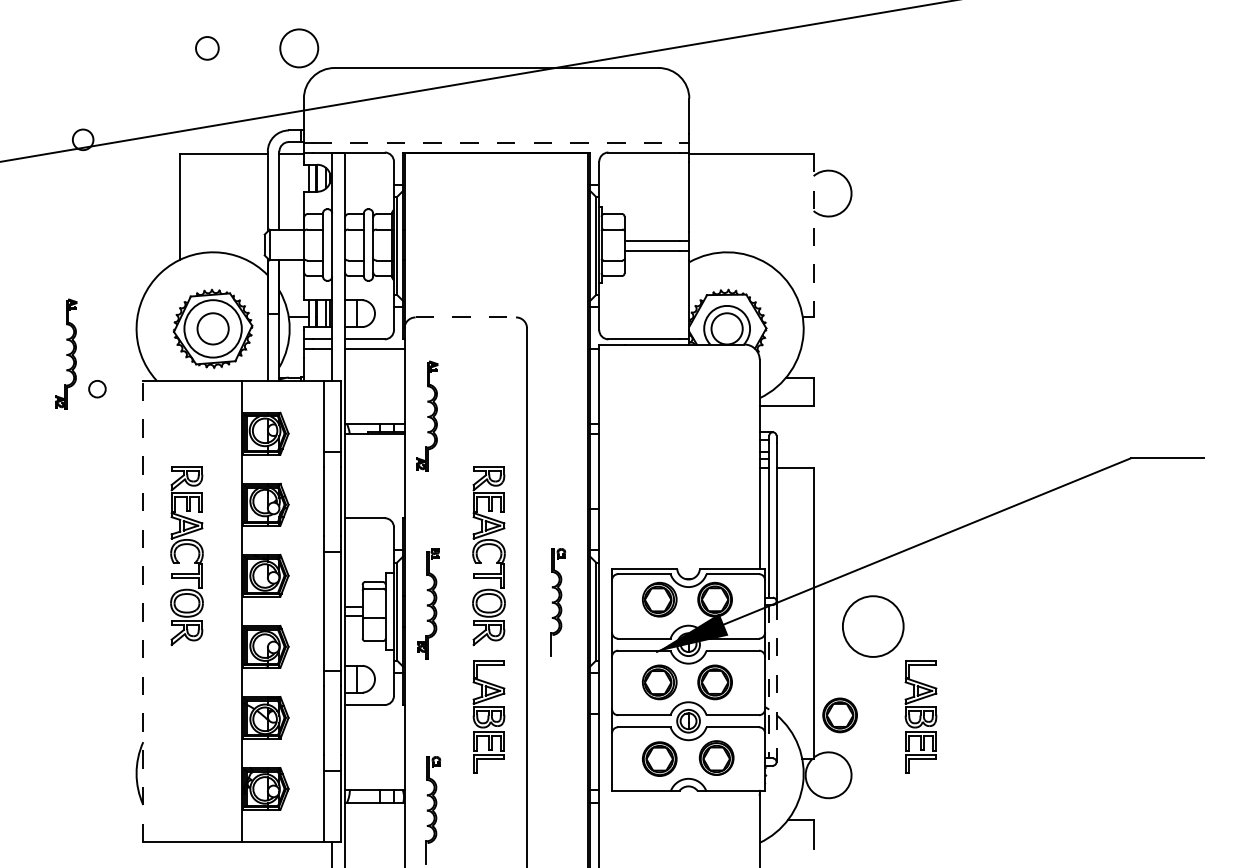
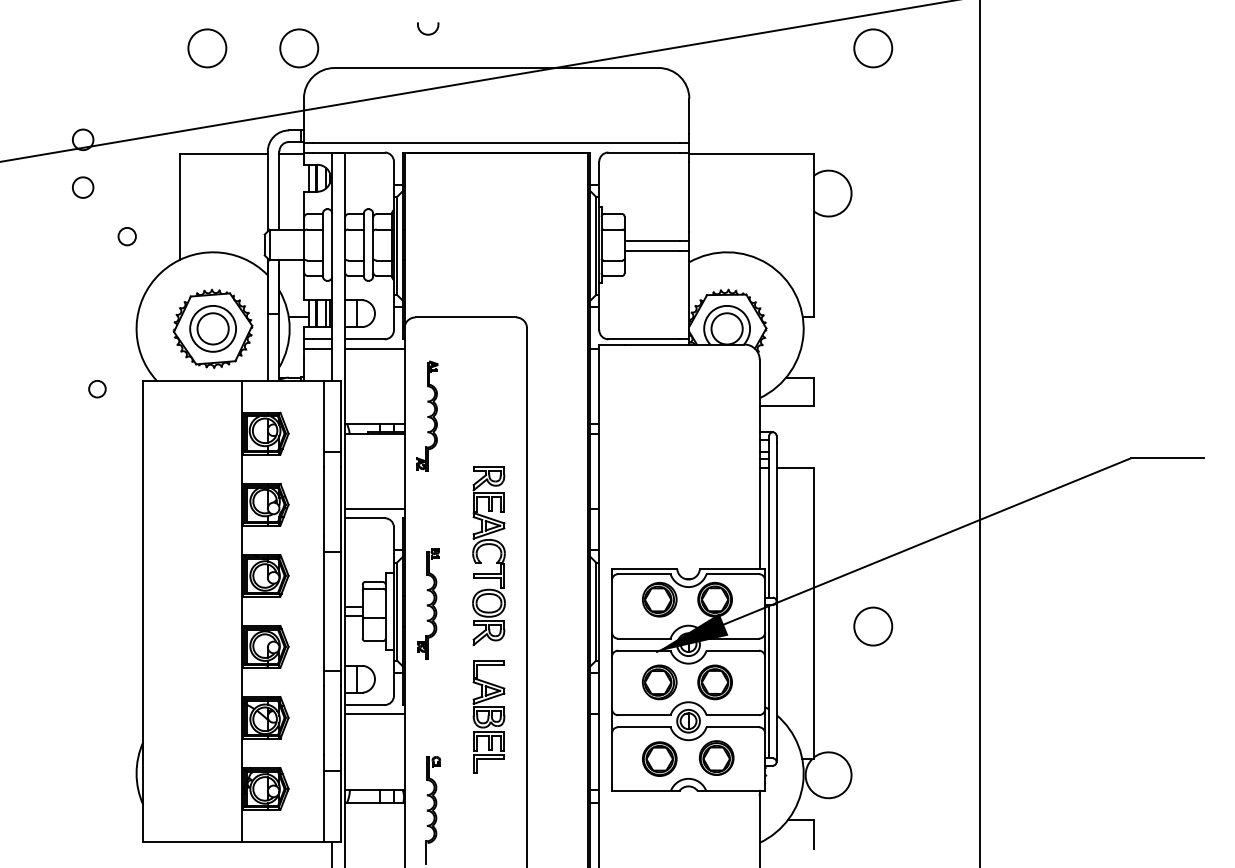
arc: none -> present (428, 33)
circle diameter: 23 px -> 38 px (207, 48)
circle: none -> present (873, 48)
line: dashed -> solid (497, 143)
circle: none -> present (83, 187)
circle: none -> present (126, 236)
line: dashed -> solid (813, 236)
line: dashed -> solid (466, 317)
circle diameter: 57 px -> 46 px (213, 328)
part: present -> none (66, 353)
line: none -> present (980, 433)
line: none -> present (374, 509)
part: present -> none (179, 562)
part: present -> none (558, 602)
line: dashed -> solid (143, 611)
circle diameter: 61 px -> 38 px (873, 626)
line: dashed -> solid (776, 678)
line: dashed -> solid (769, 679)
line: none -> present (374, 714)
part: present -> none (839, 715)
part: present -> none (920, 716)
